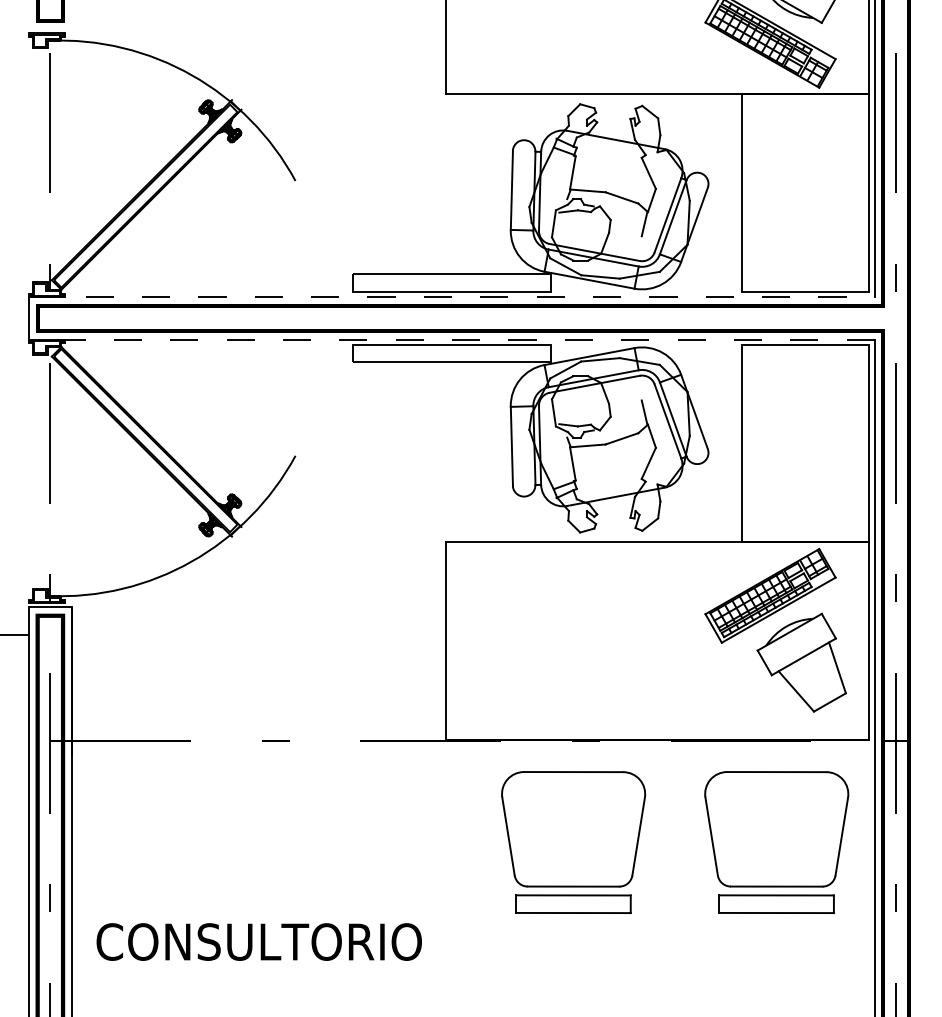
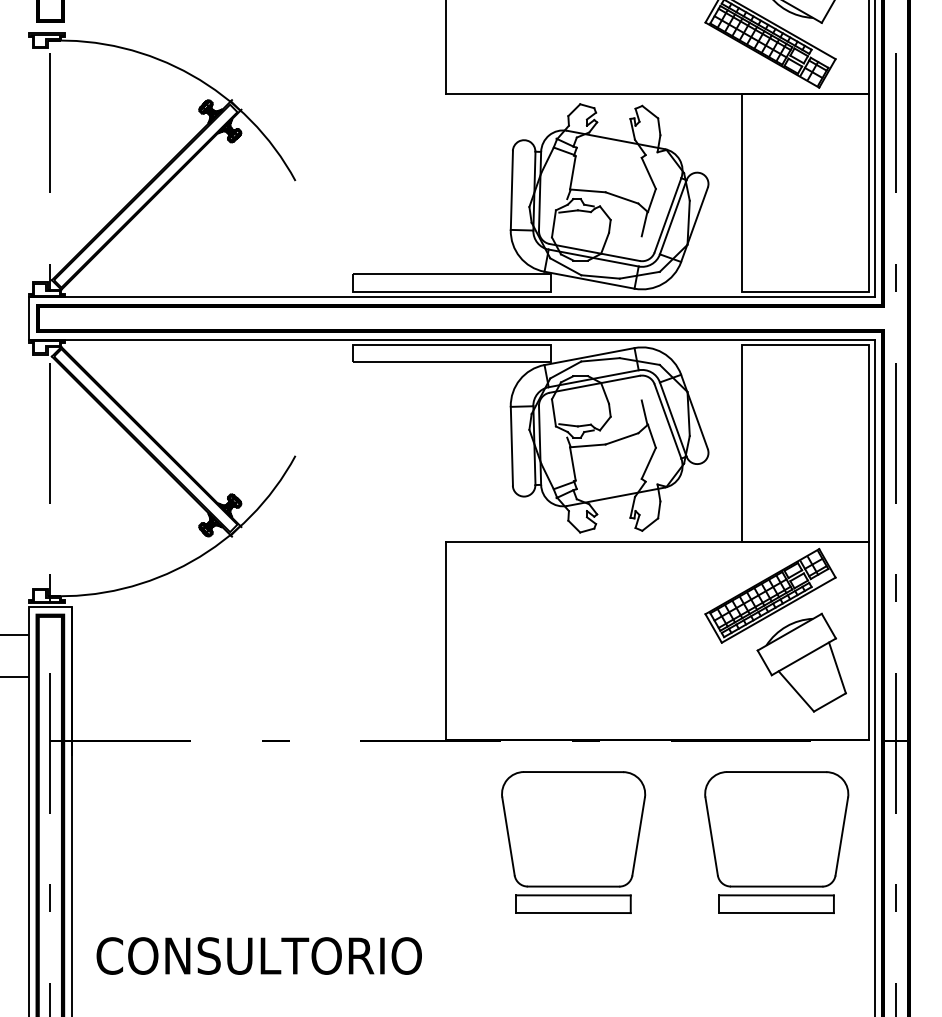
line: dashed -> solid (452, 297)
line: dashed -> solid (452, 339)
line: none -> present (15, 677)
text position: (258, 941) -> (258, 955) (258, 955)
